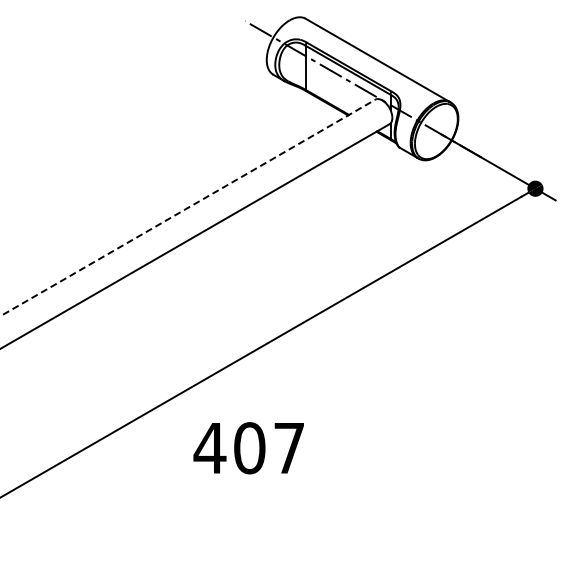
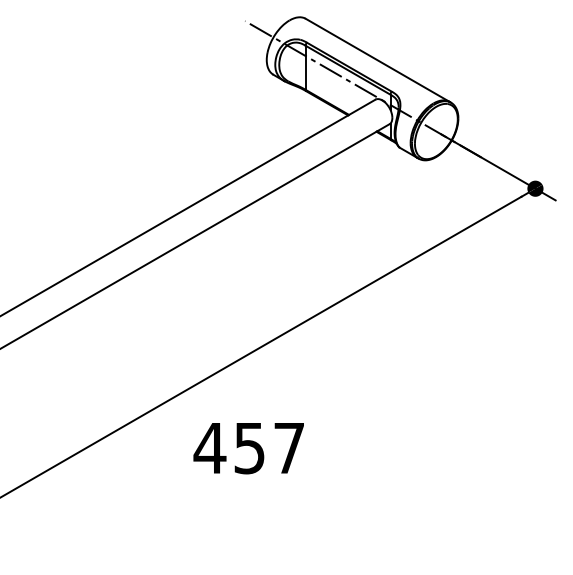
line: dashed -> solid (188, 207)
text: 407 -> 457 (249, 448)
